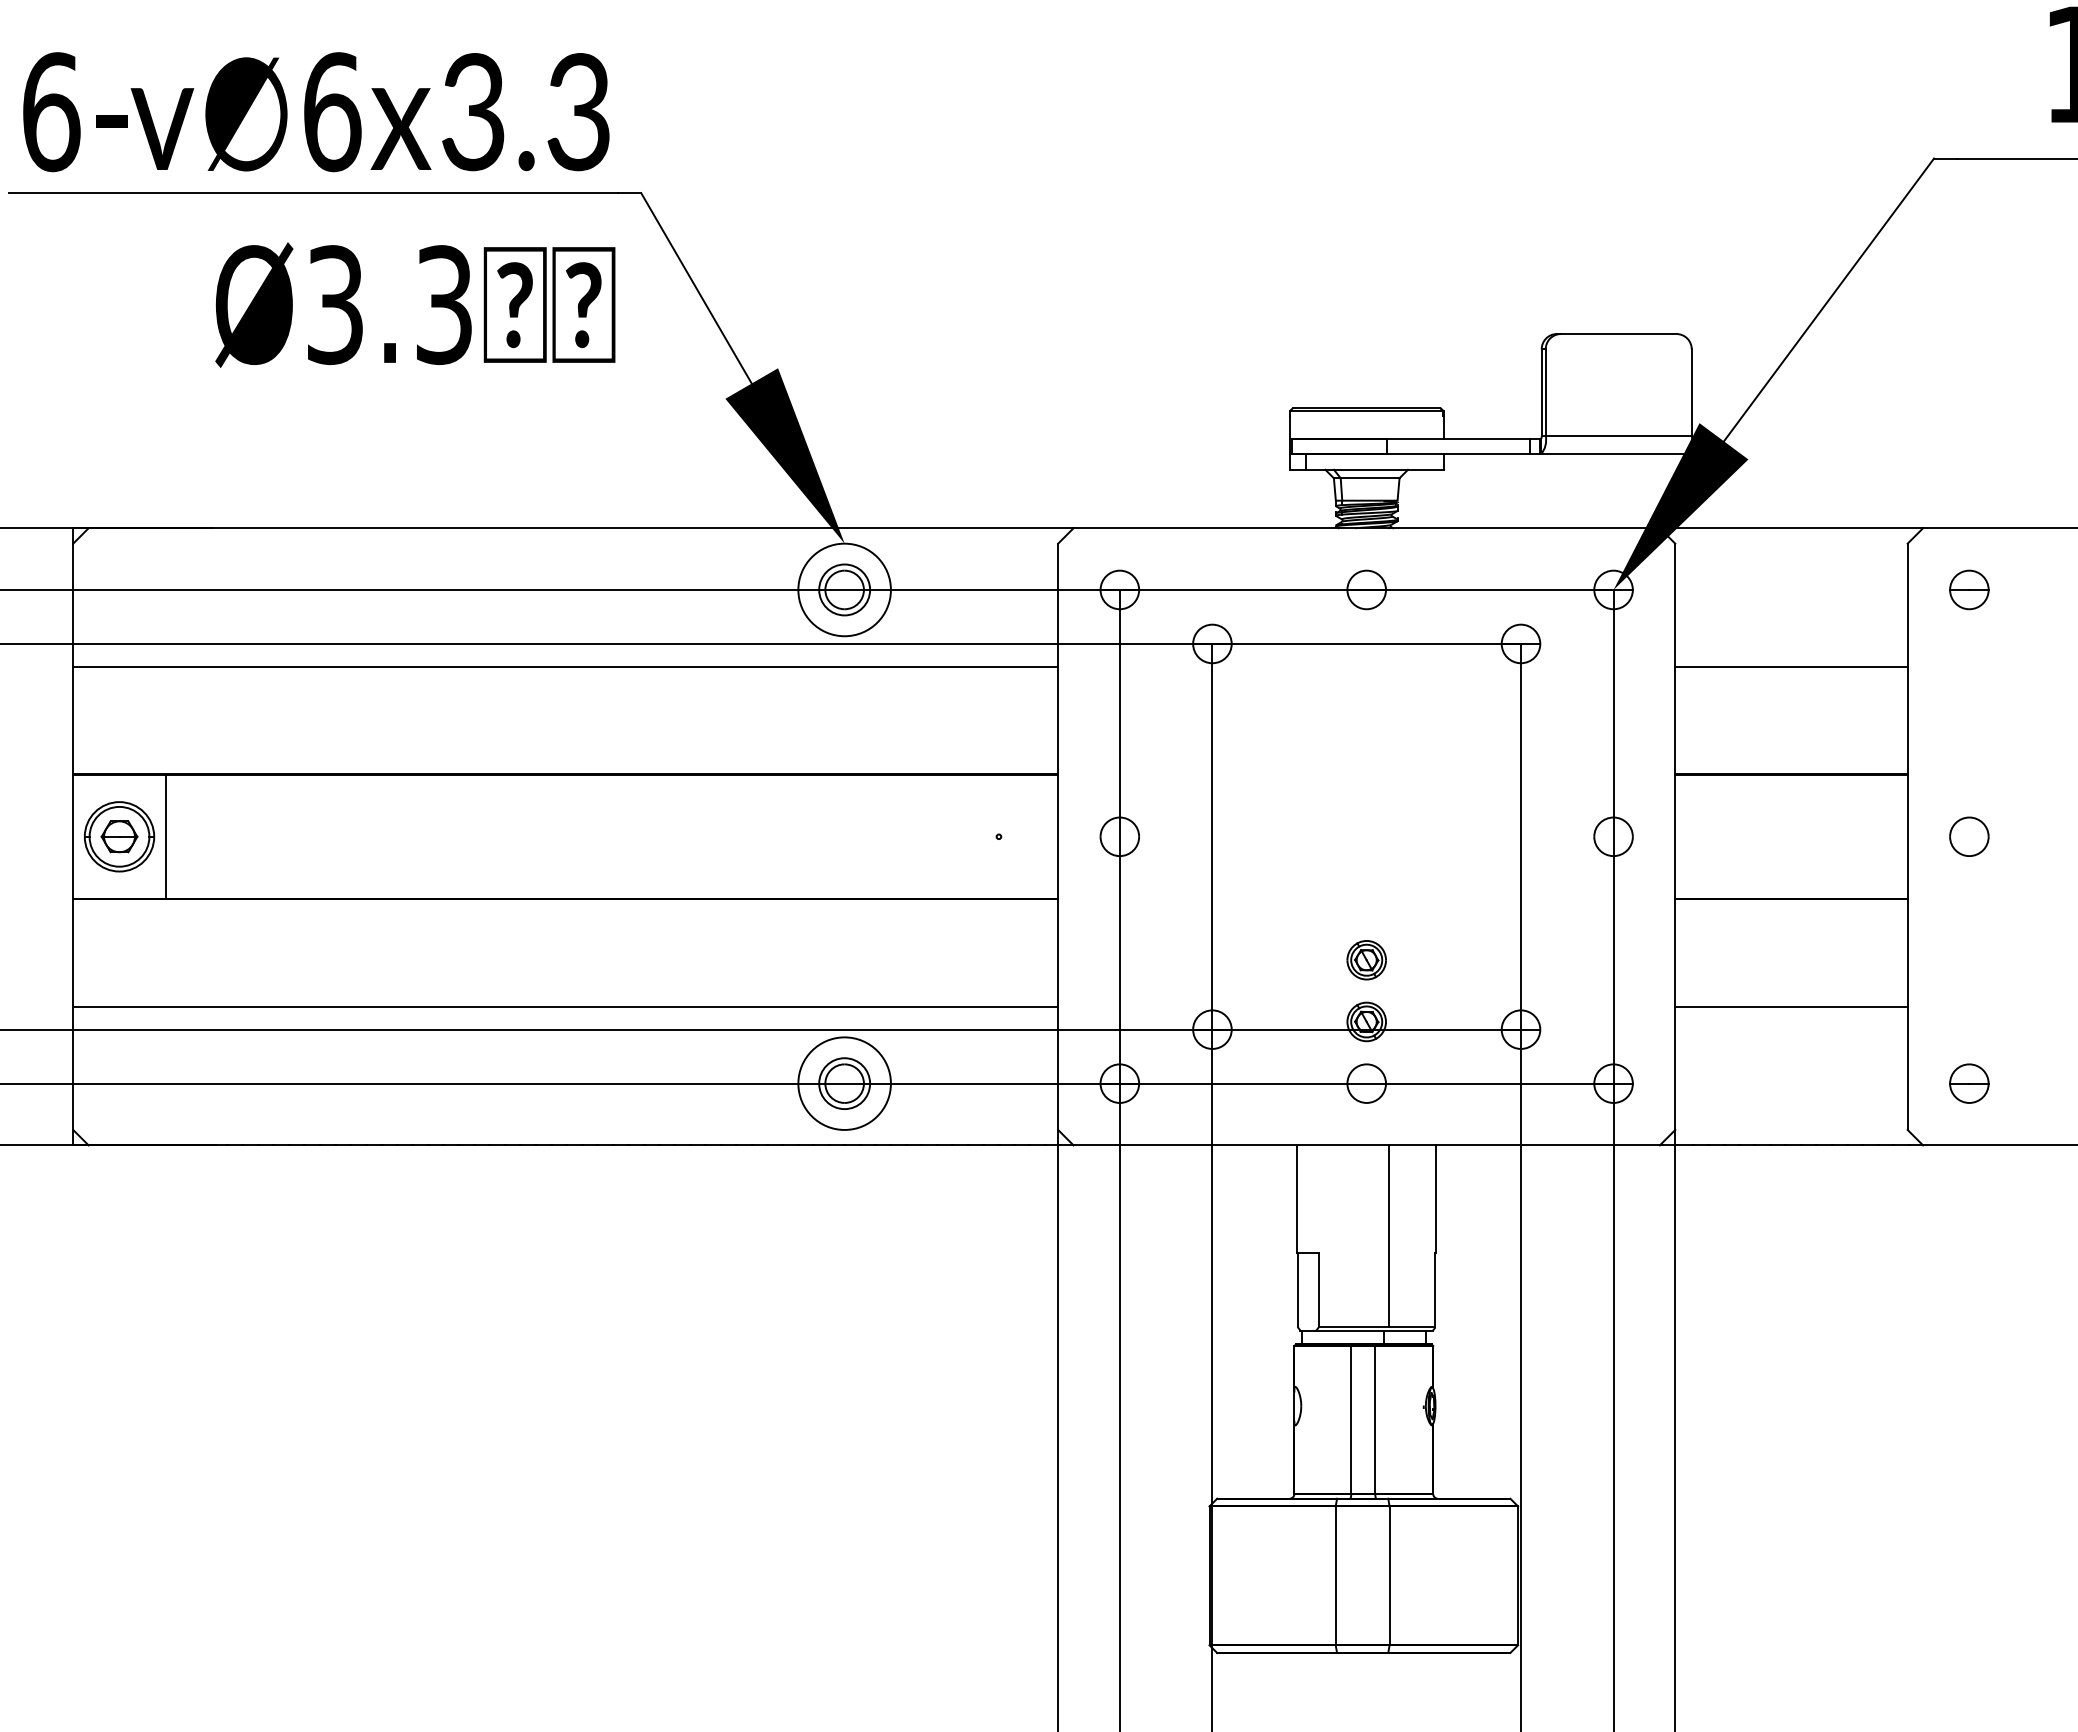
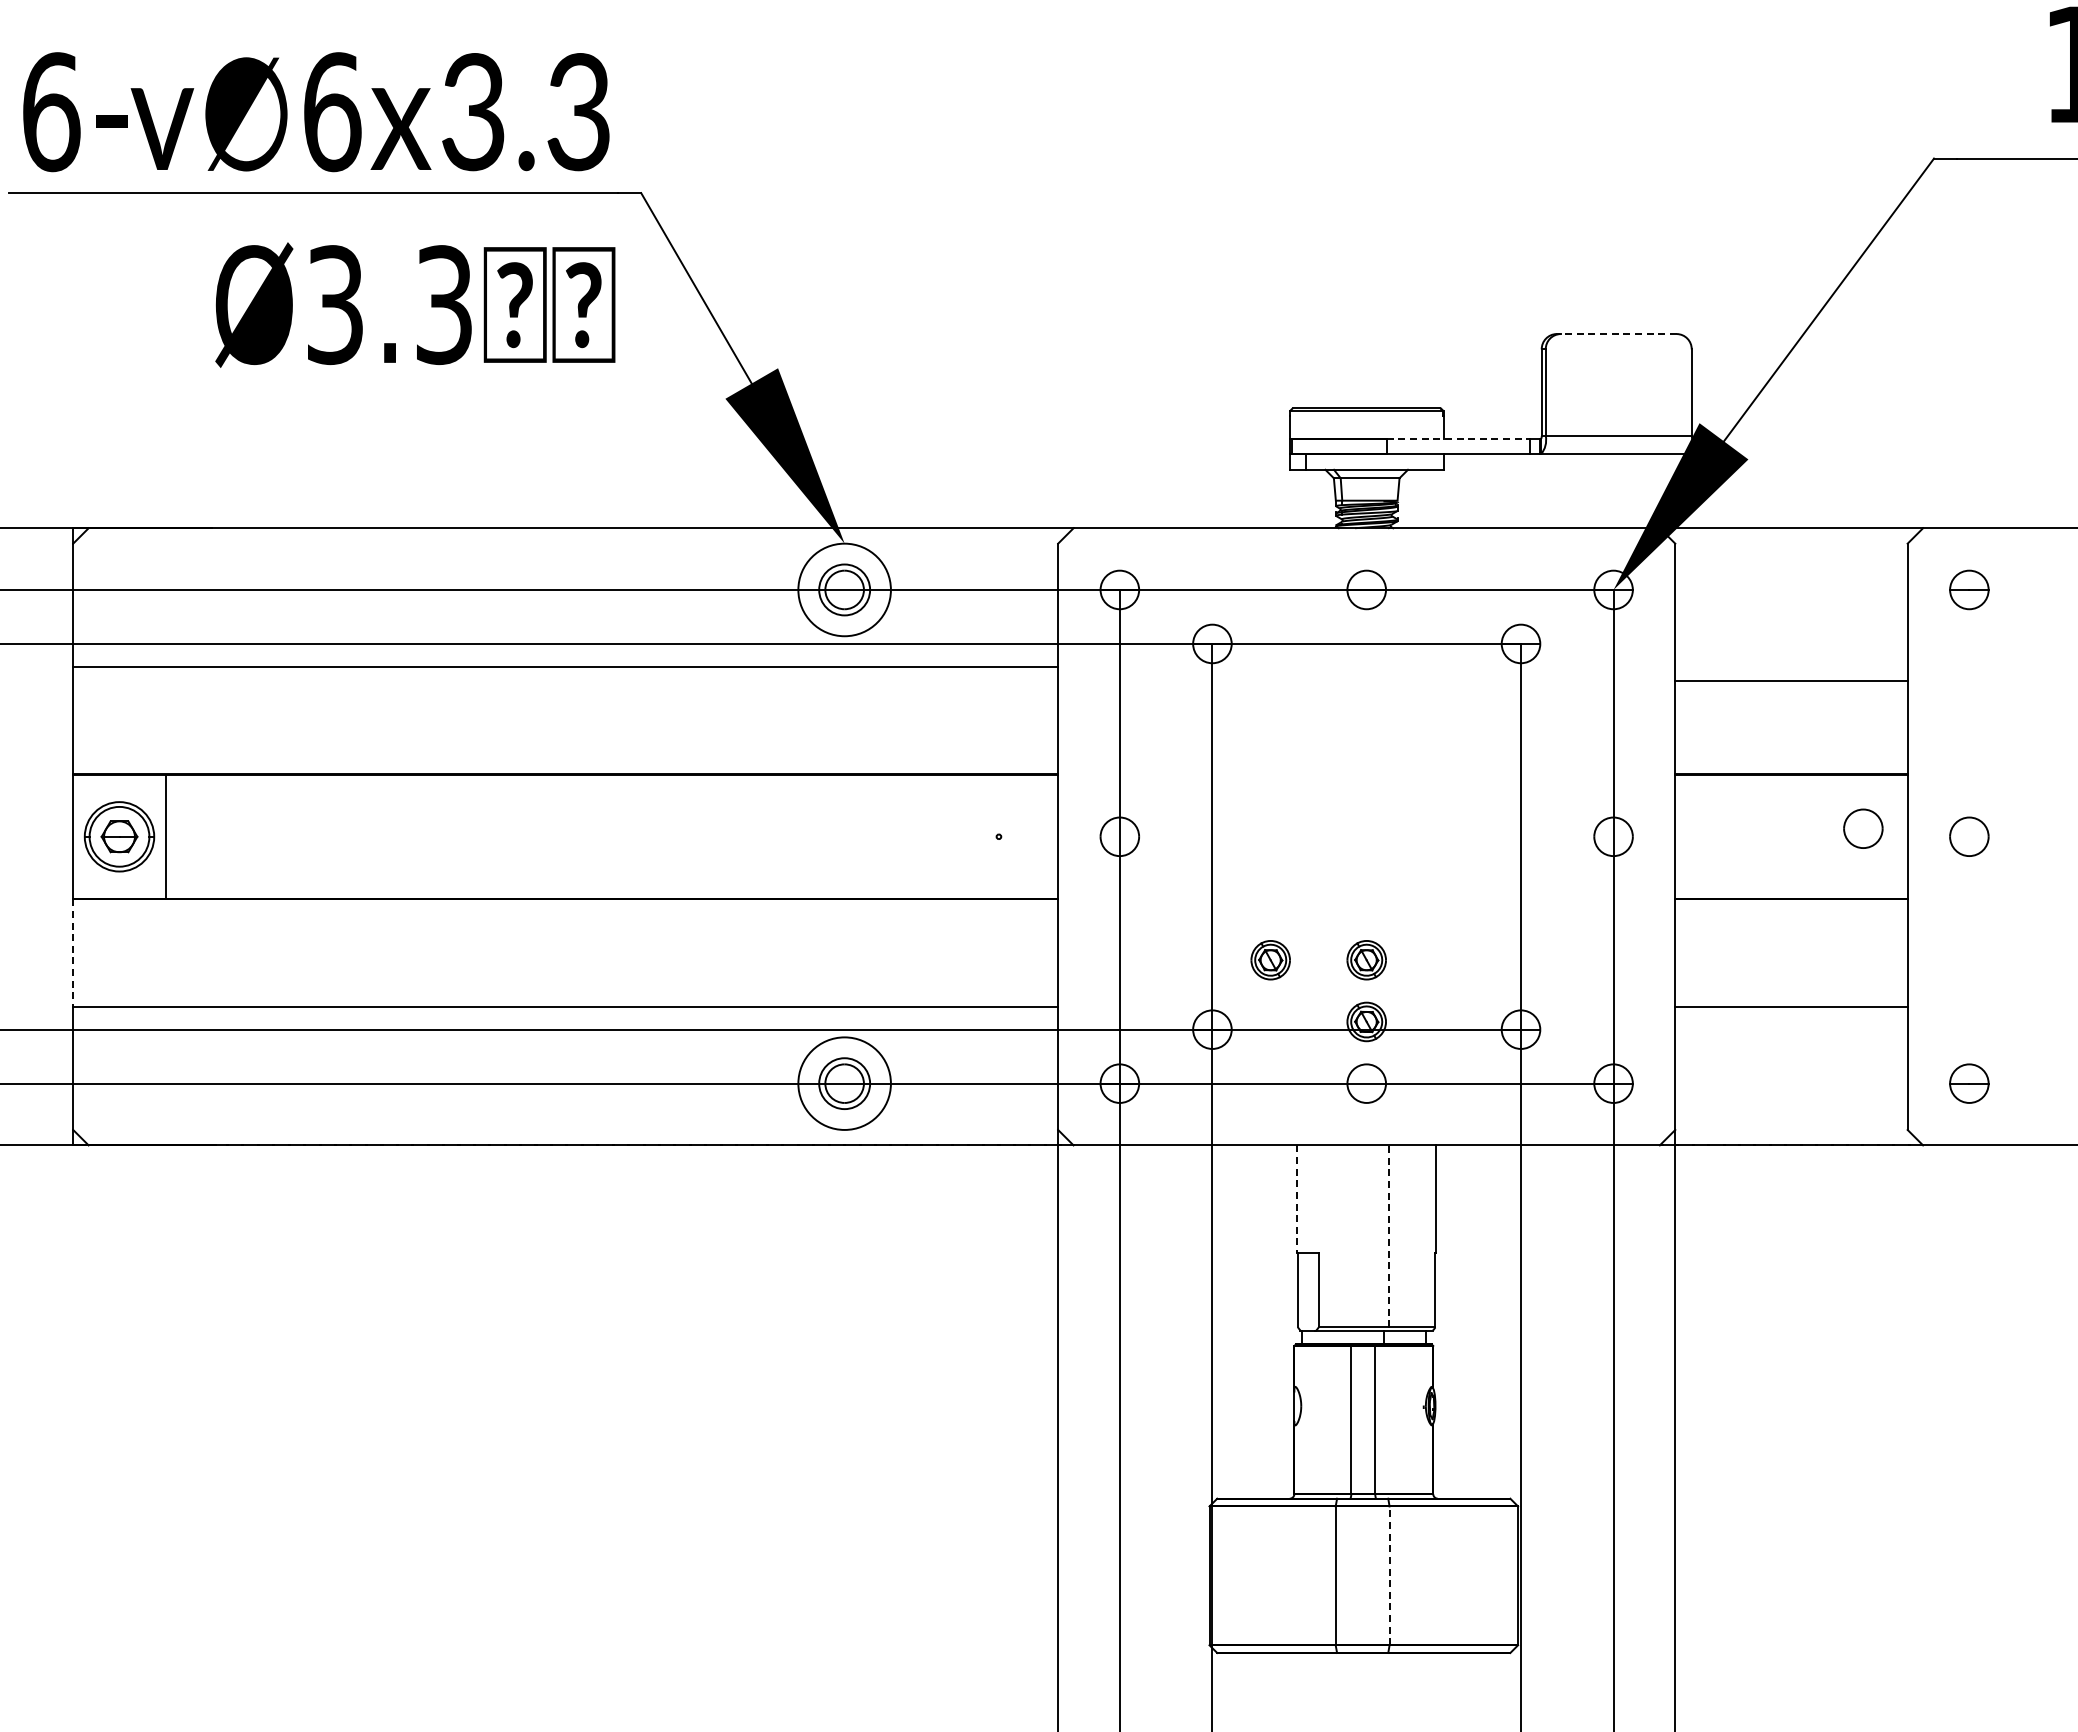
line: solid -> dashed (1618, 334)
line: solid -> dashed (1458, 438)
line position: (1791, 667) -> (1791, 681) (1791, 681)
part: none -> present (1863, 828)
line: solid -> dashed (73, 952)
part: none -> present (1270, 960)
line: solid -> dashed (1297, 1199)
line: solid -> dashed (1389, 1235)
line: solid -> dashed (1389, 1575)
